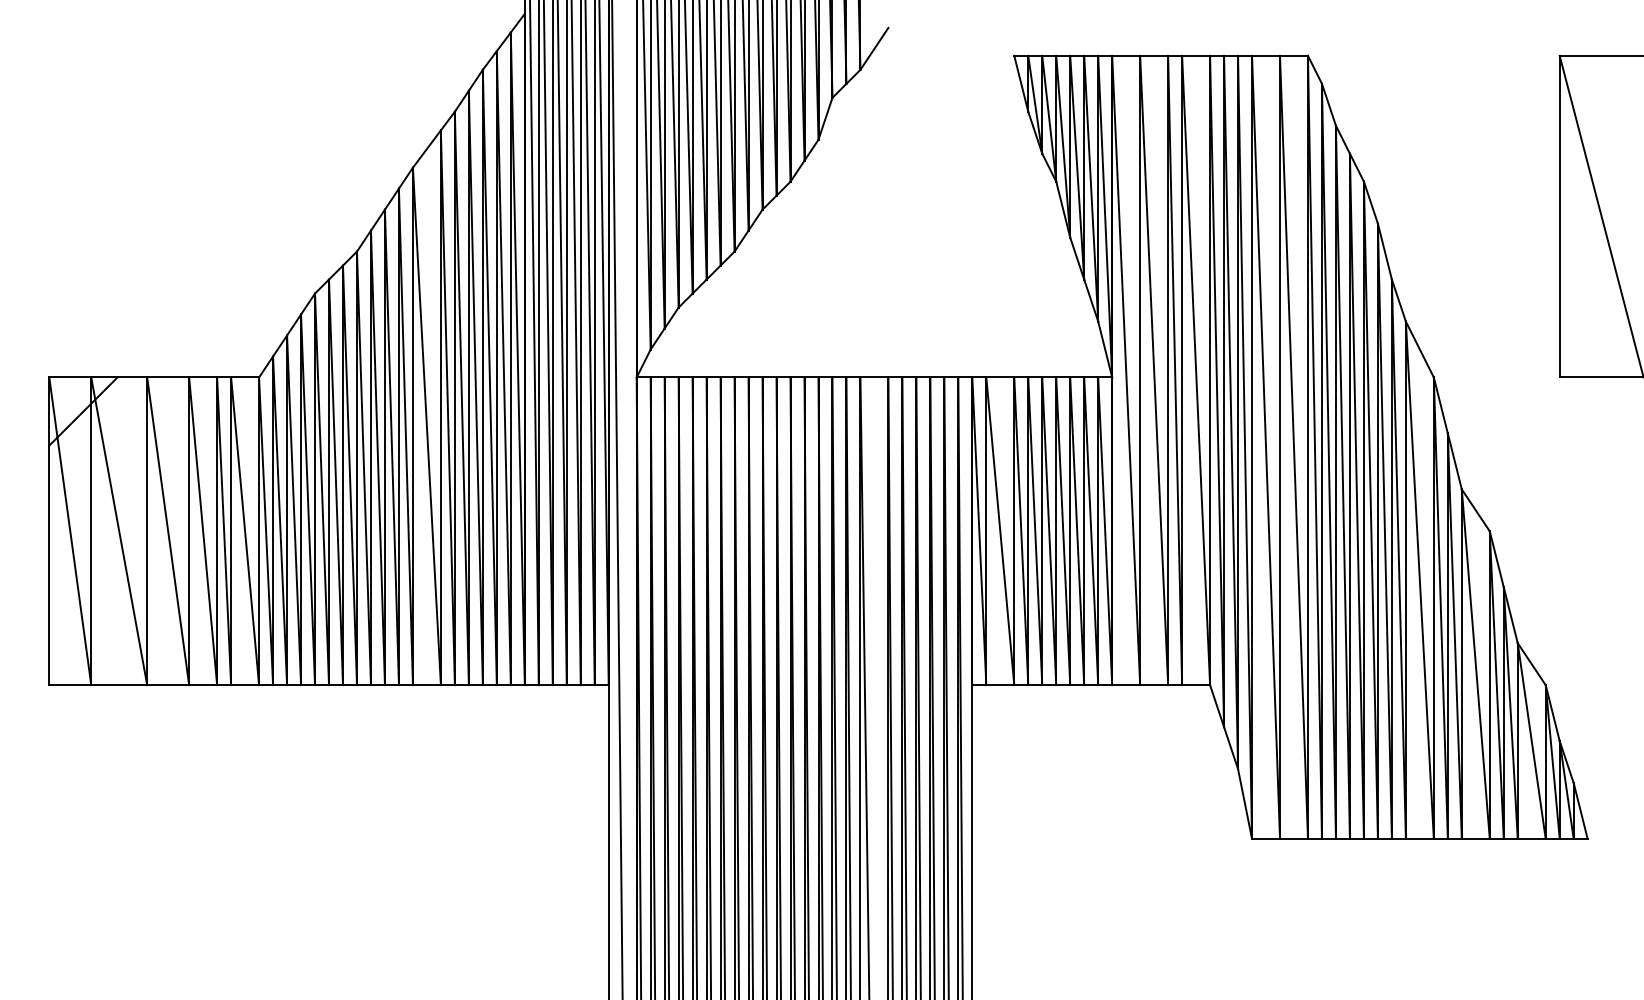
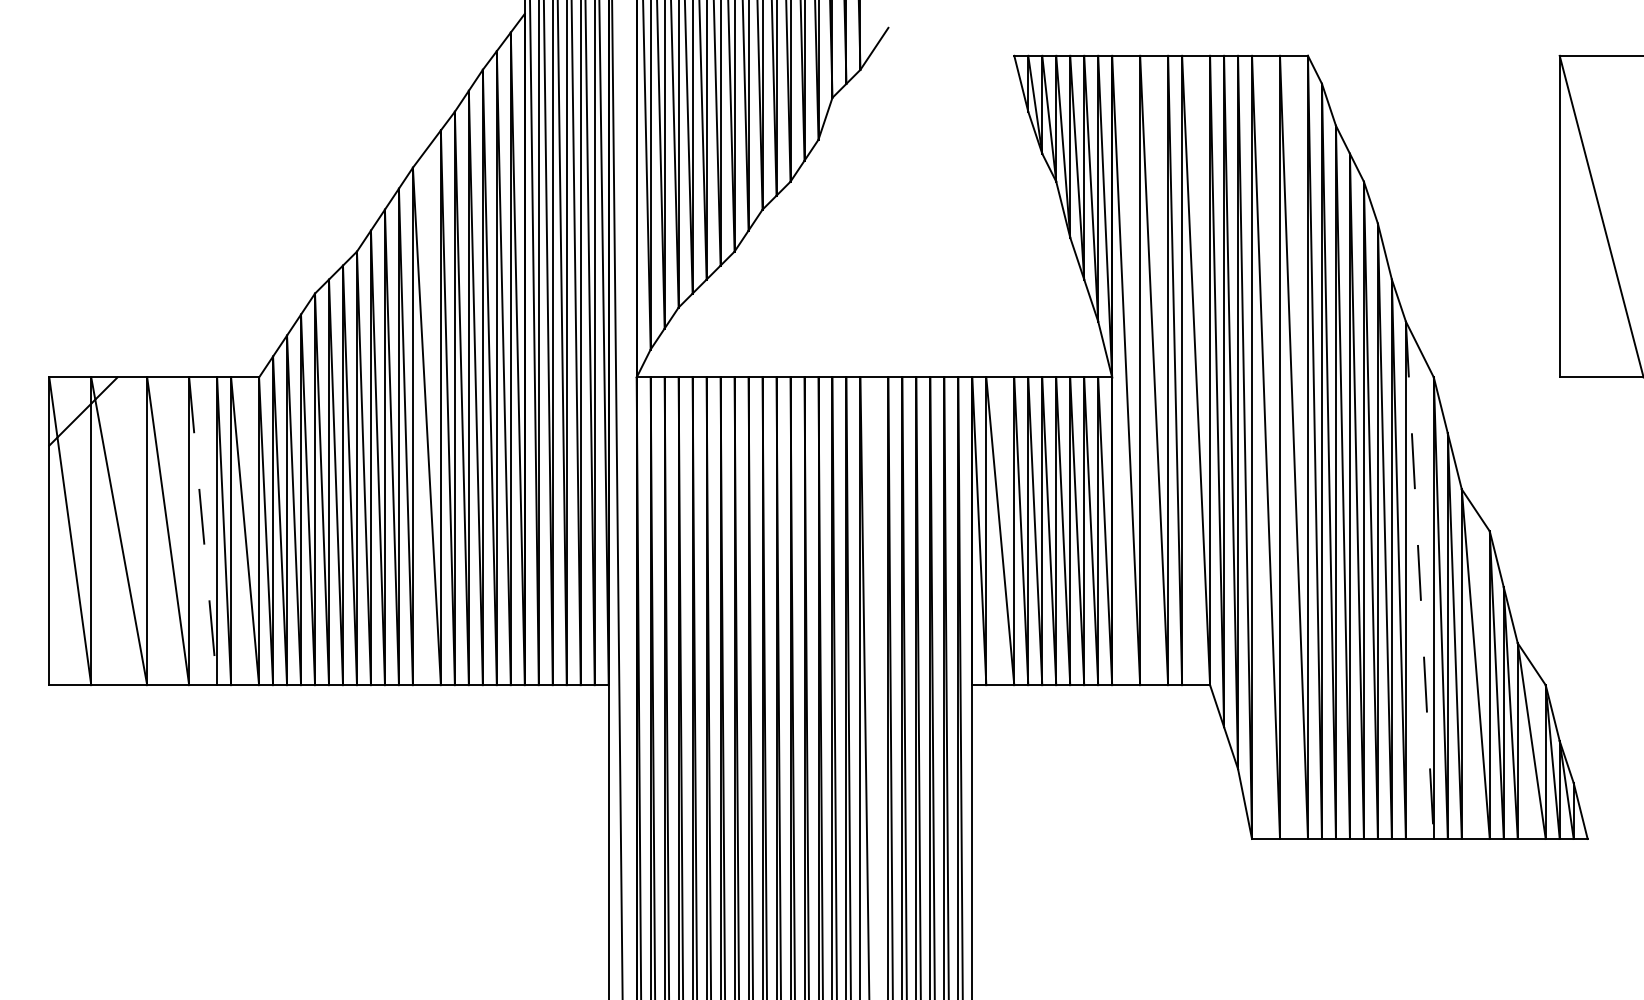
line: solid -> dashed (203, 531)
line: solid -> dashed (1419, 580)
